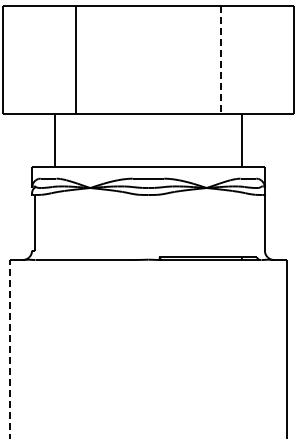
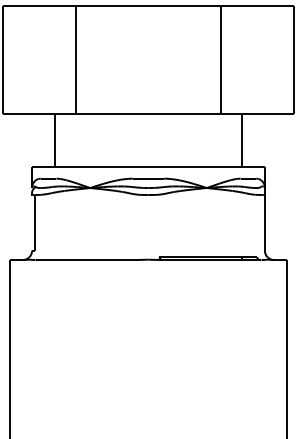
line: dashed -> solid (221, 59)
line: dashed -> solid (10, 348)
